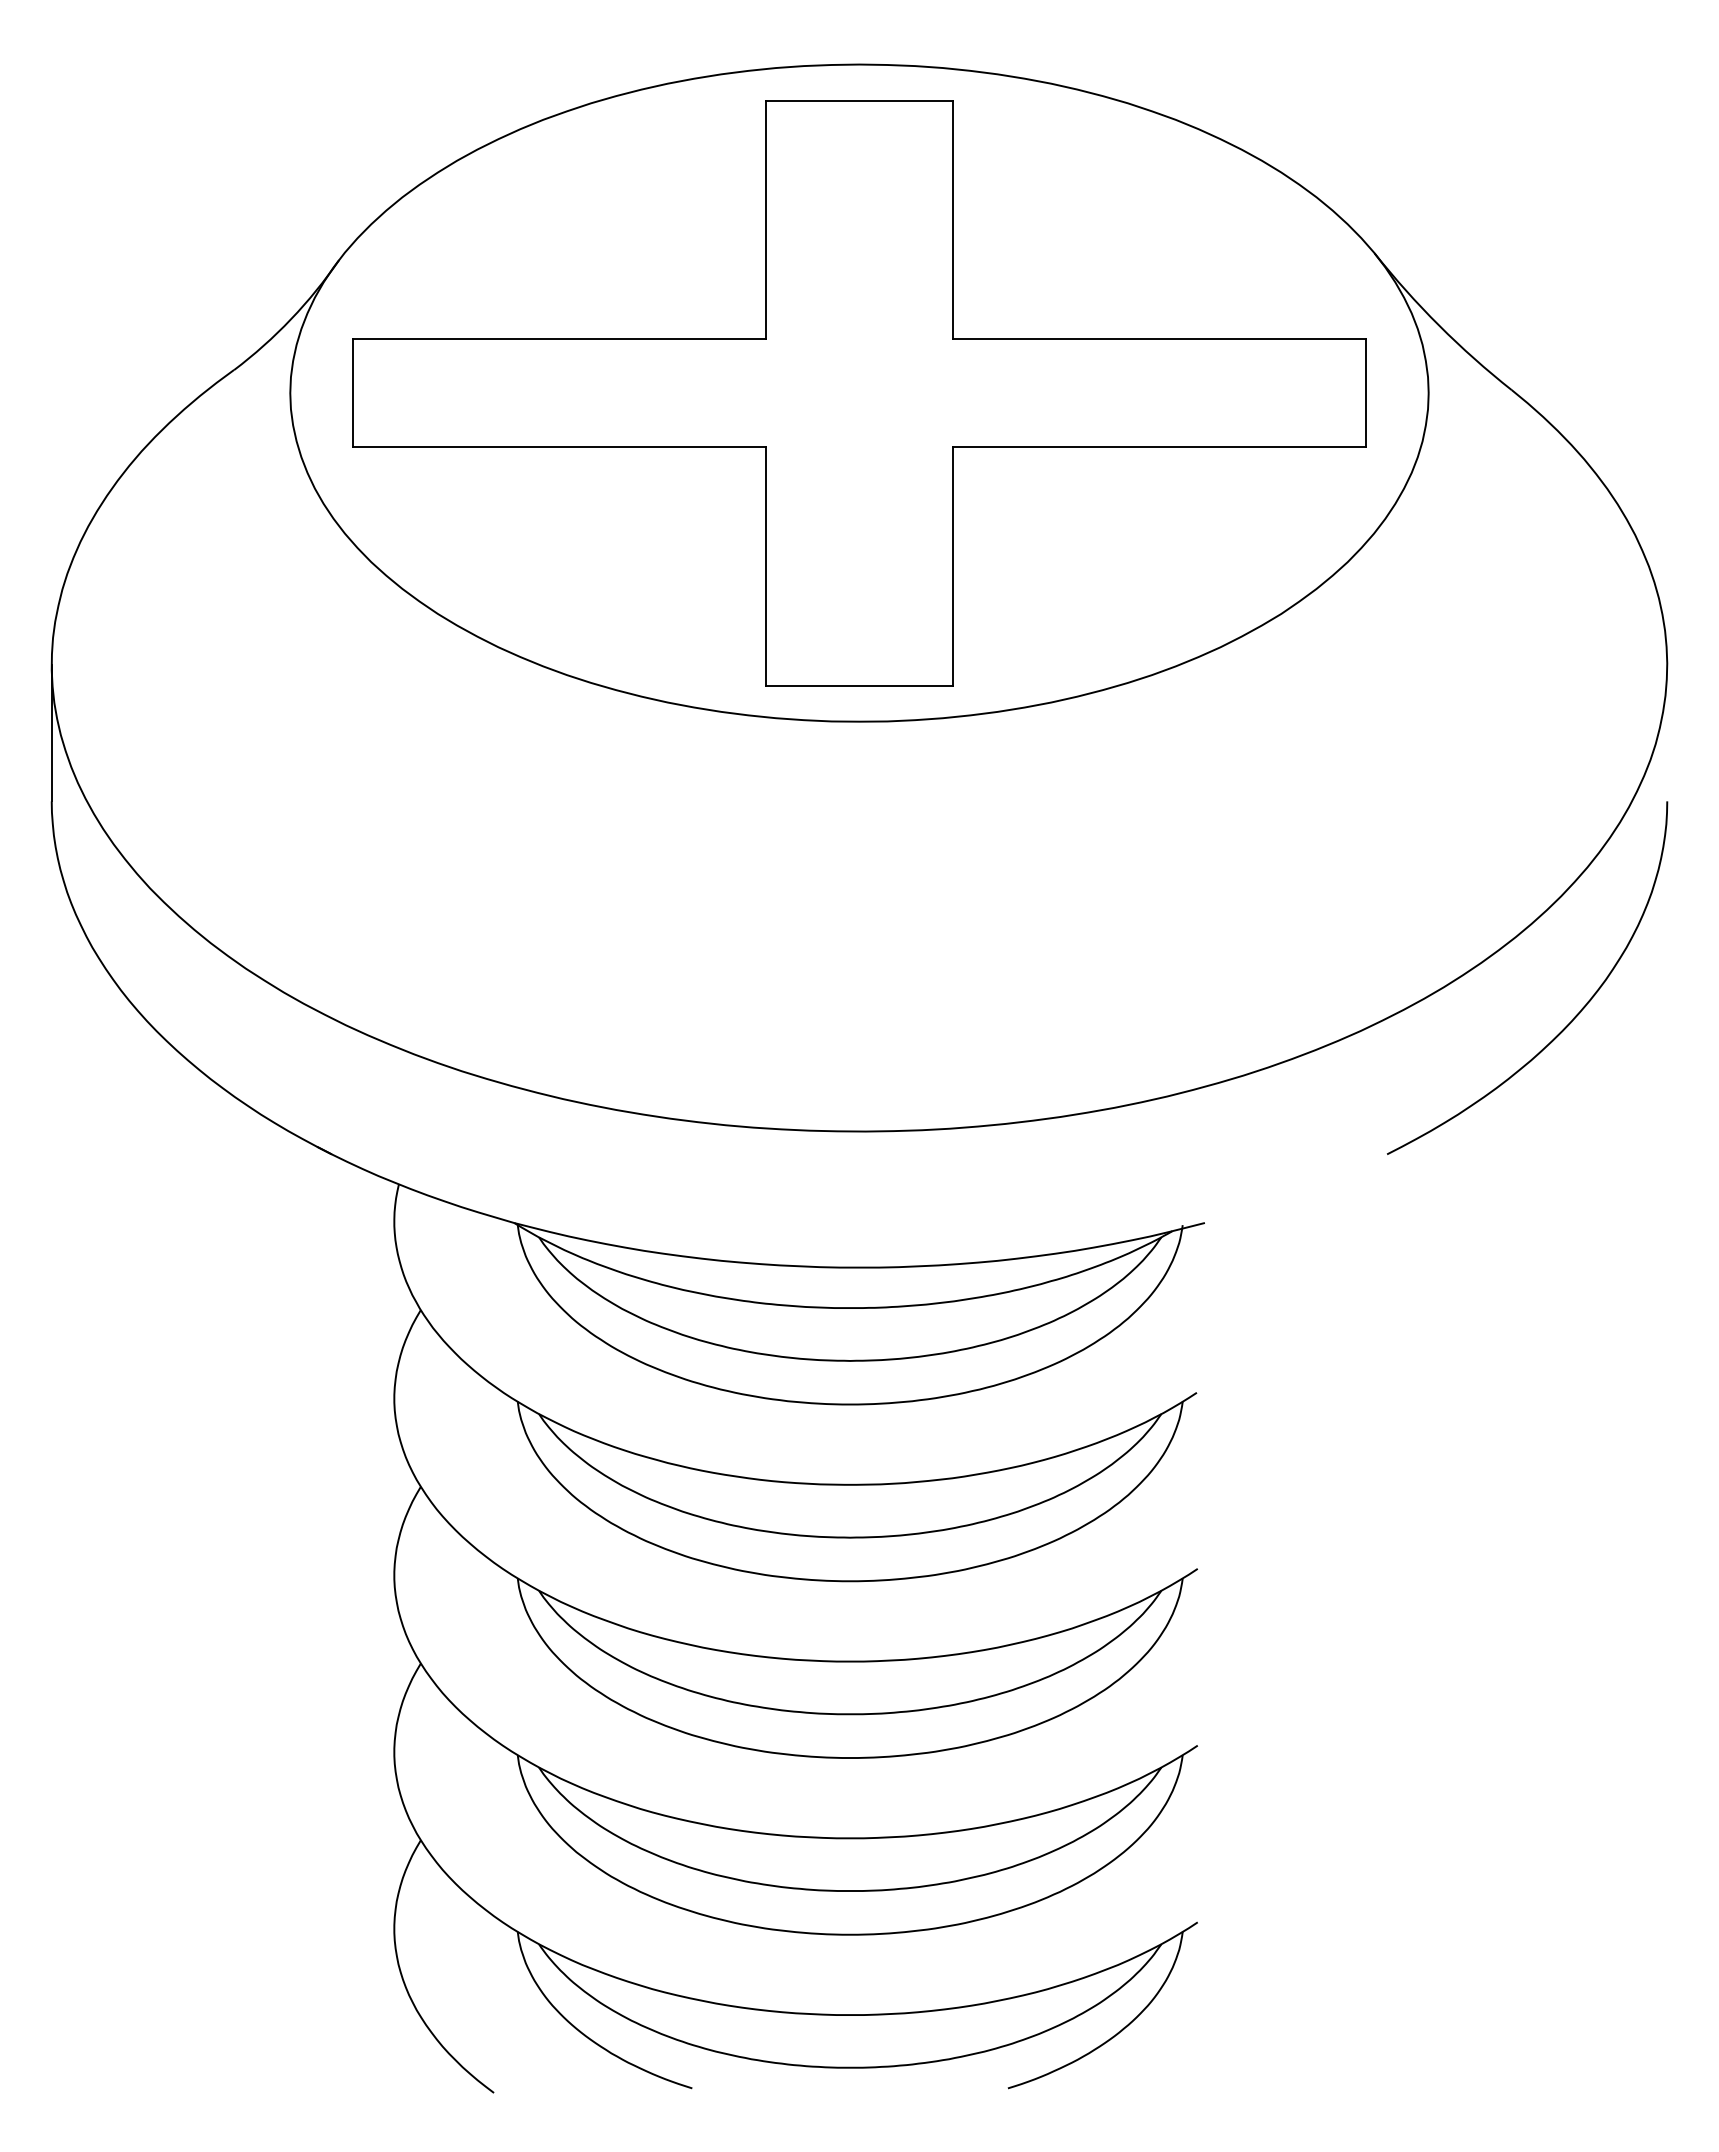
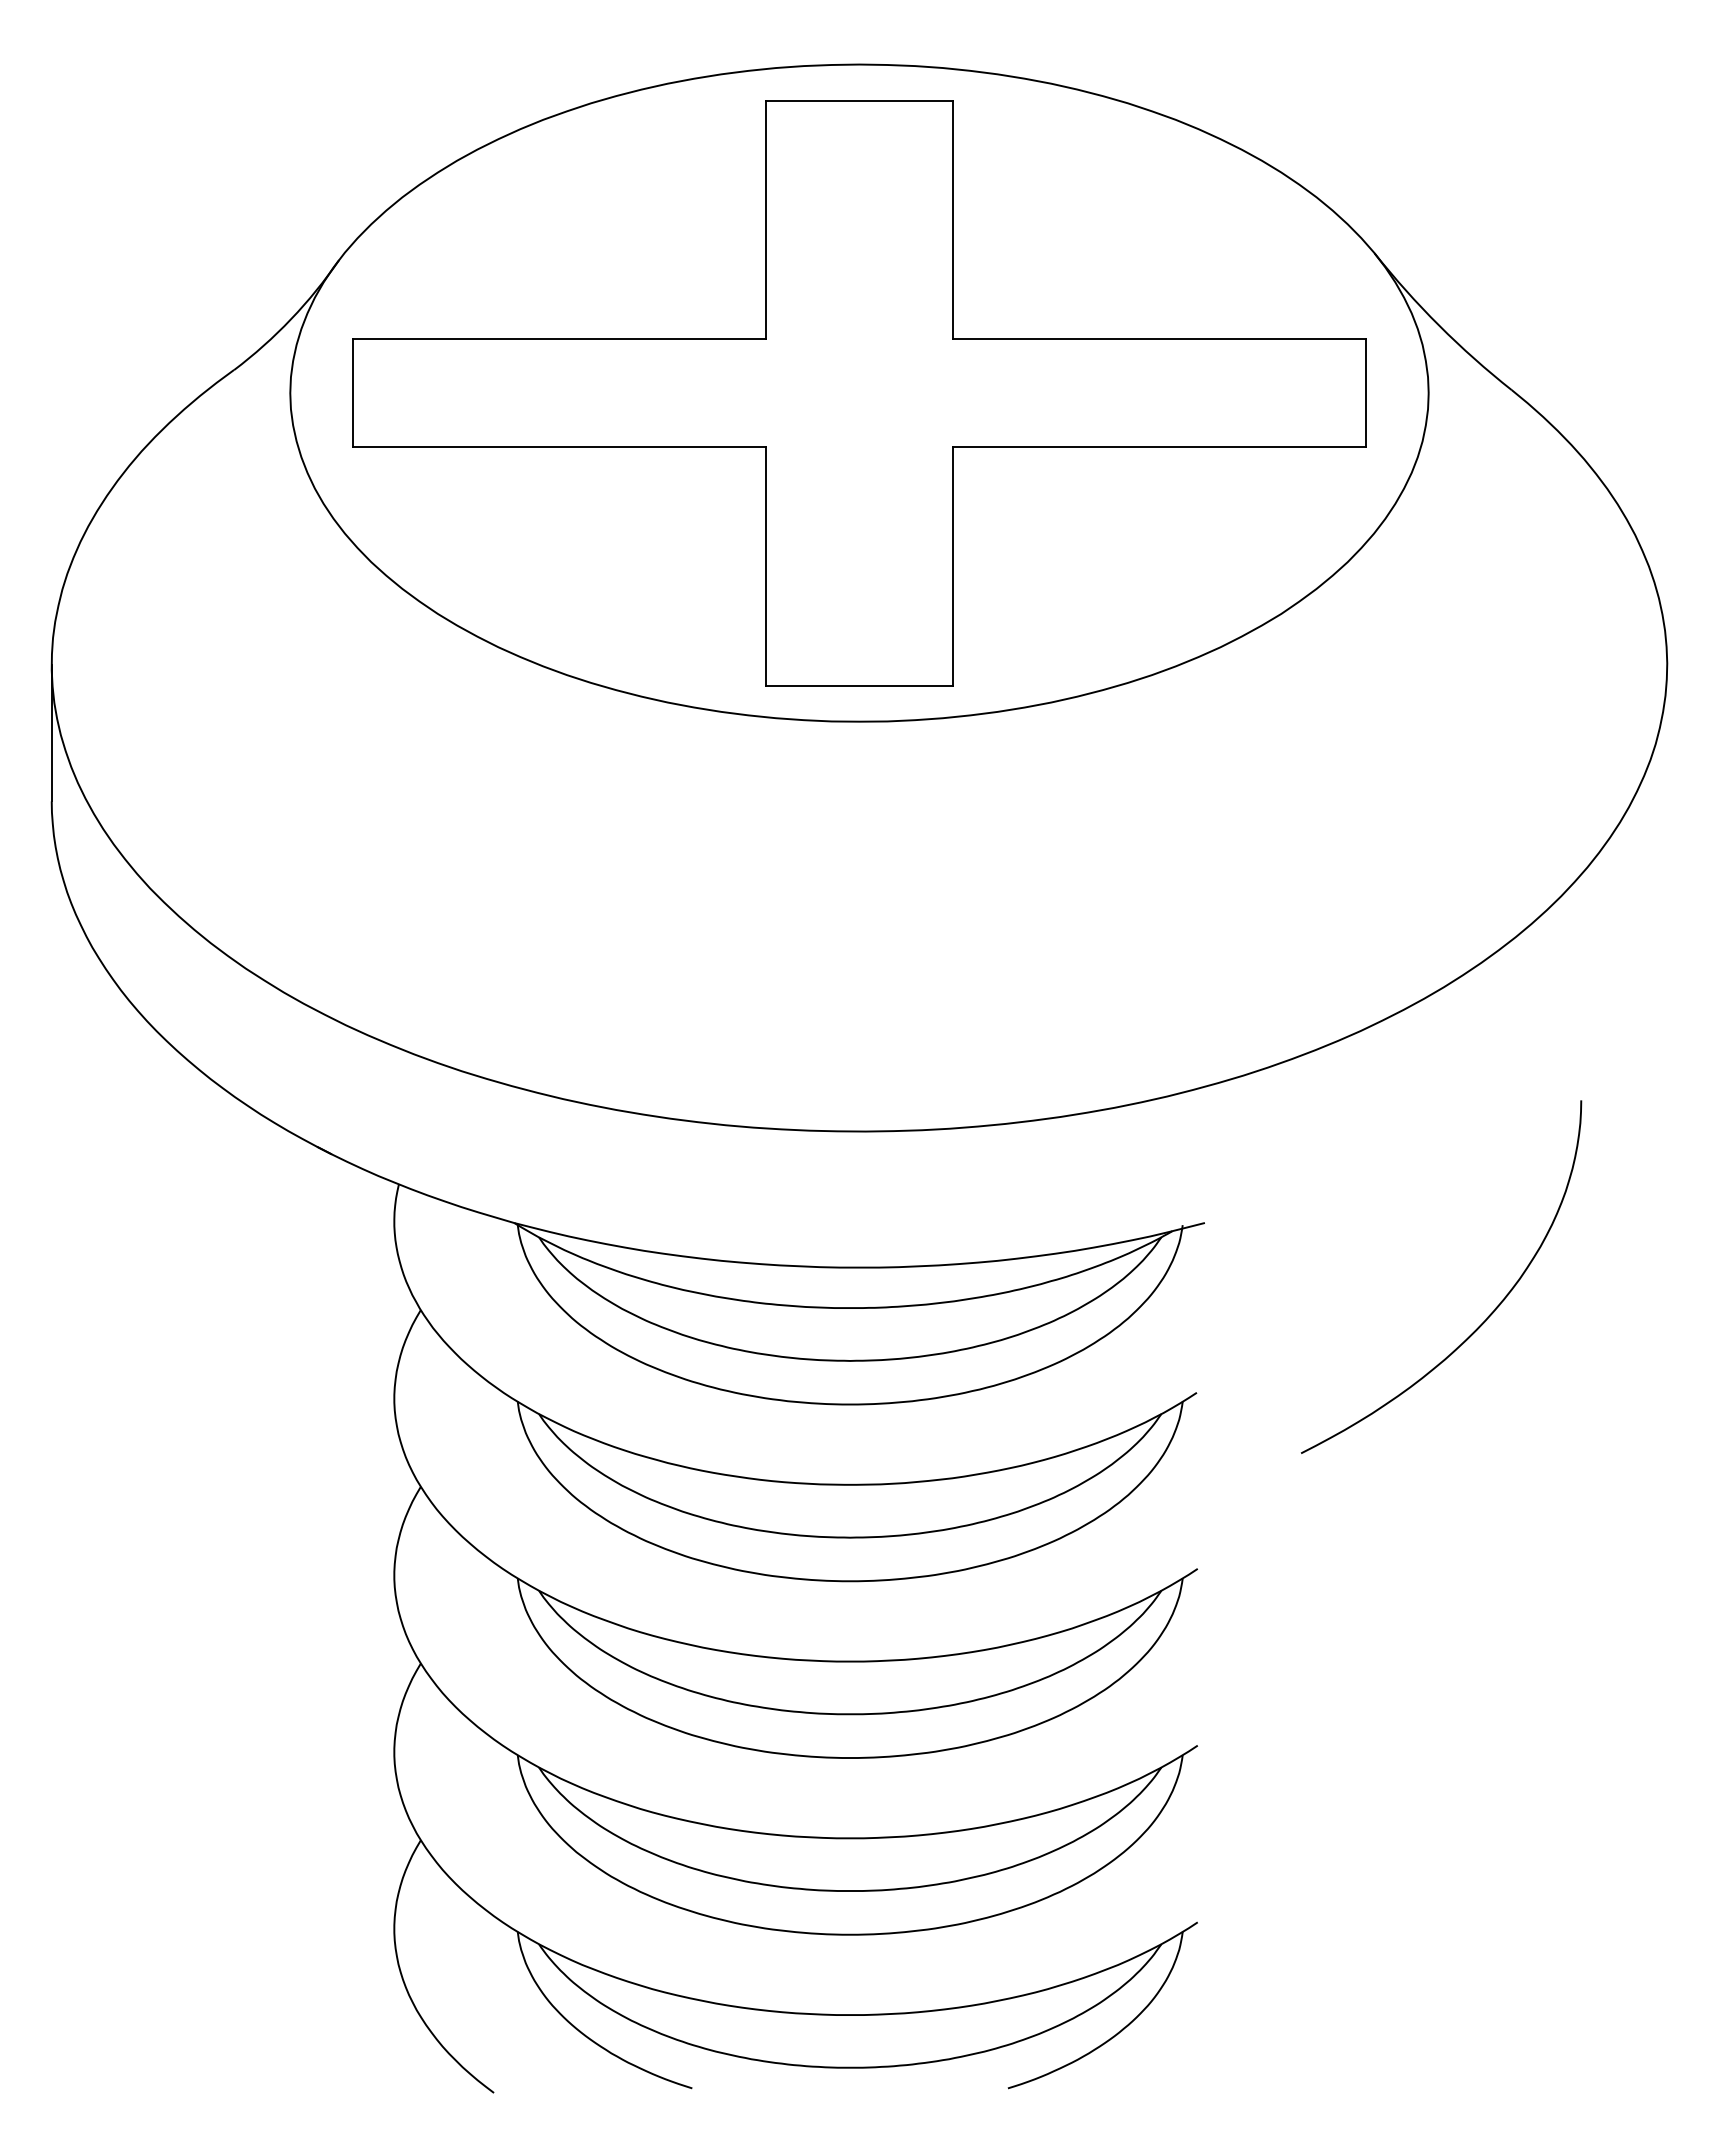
curve position: (1573, 1017) -> (1487, 1316) (1487, 1316)
